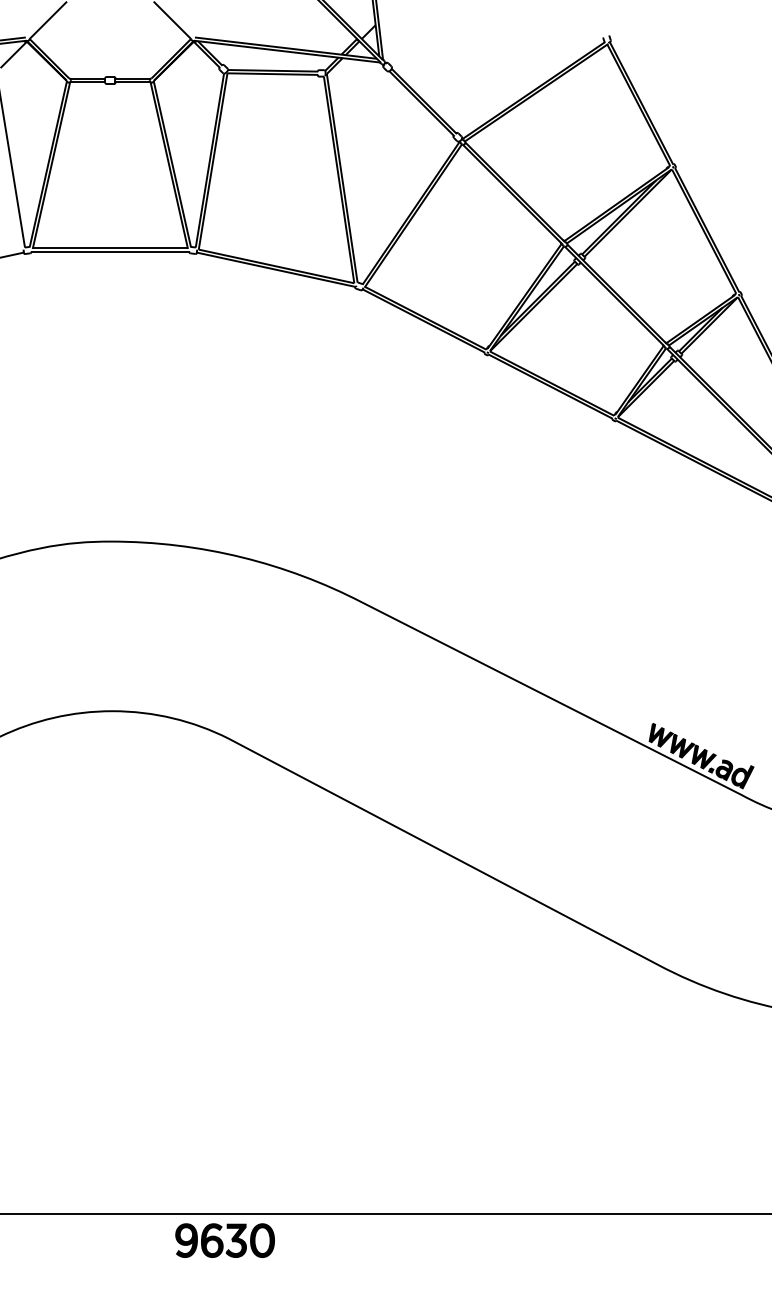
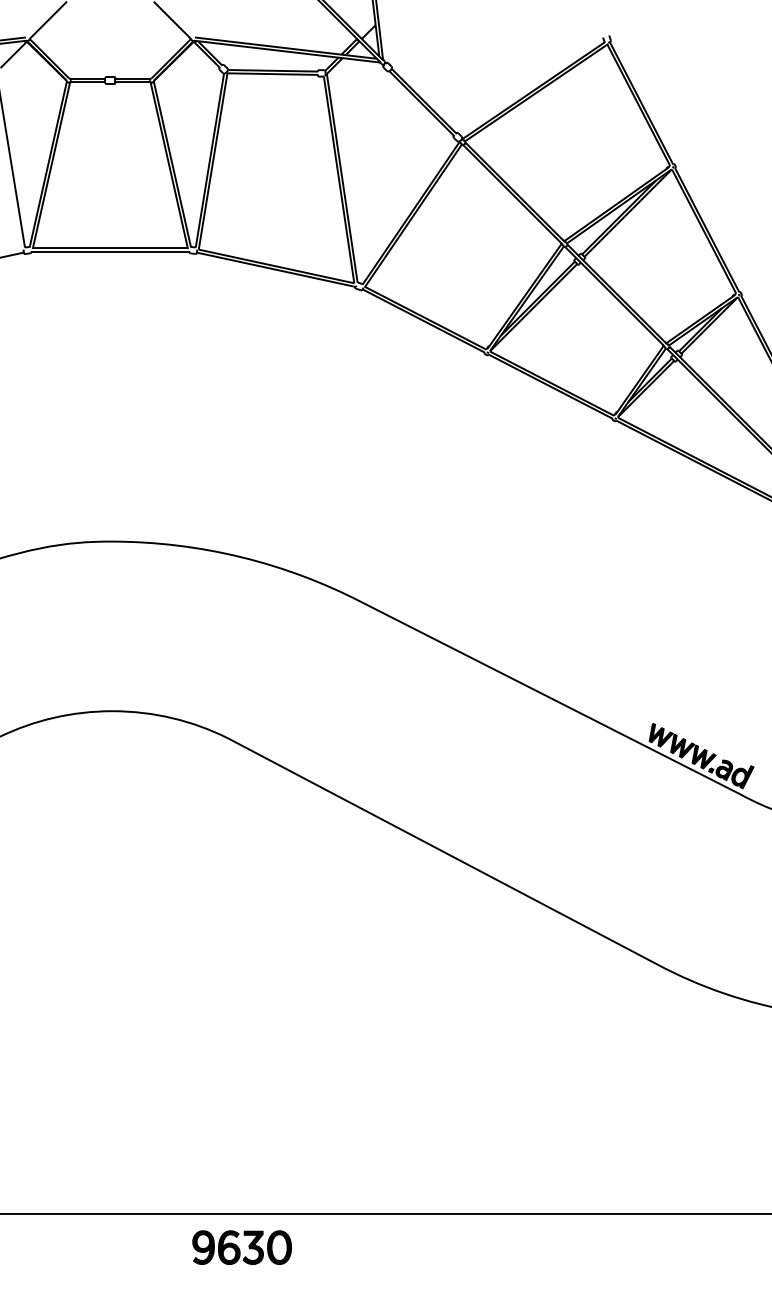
part position: (224, 1240) -> (241, 1247) (241, 1247)
